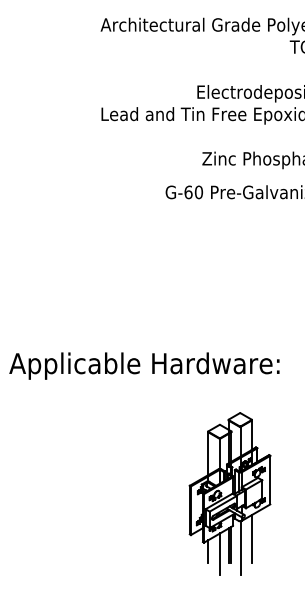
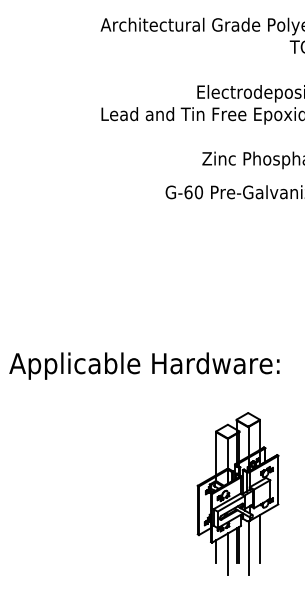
part position: (229, 493) -> (237, 493) (237, 493)
